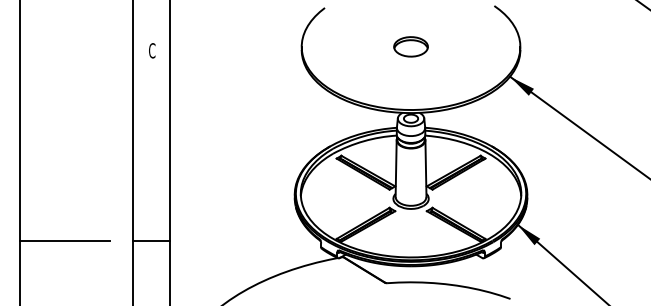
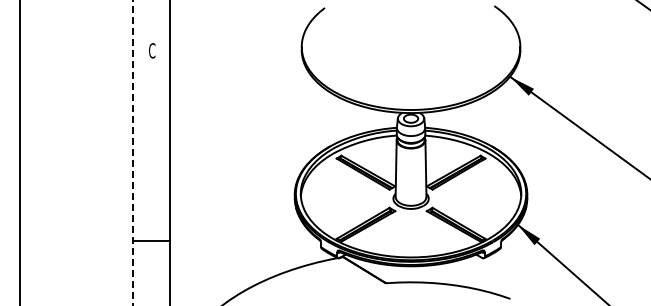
part: present -> none (410, 46)
line: solid -> dashed (132, 153)
line: present -> none (64, 241)
